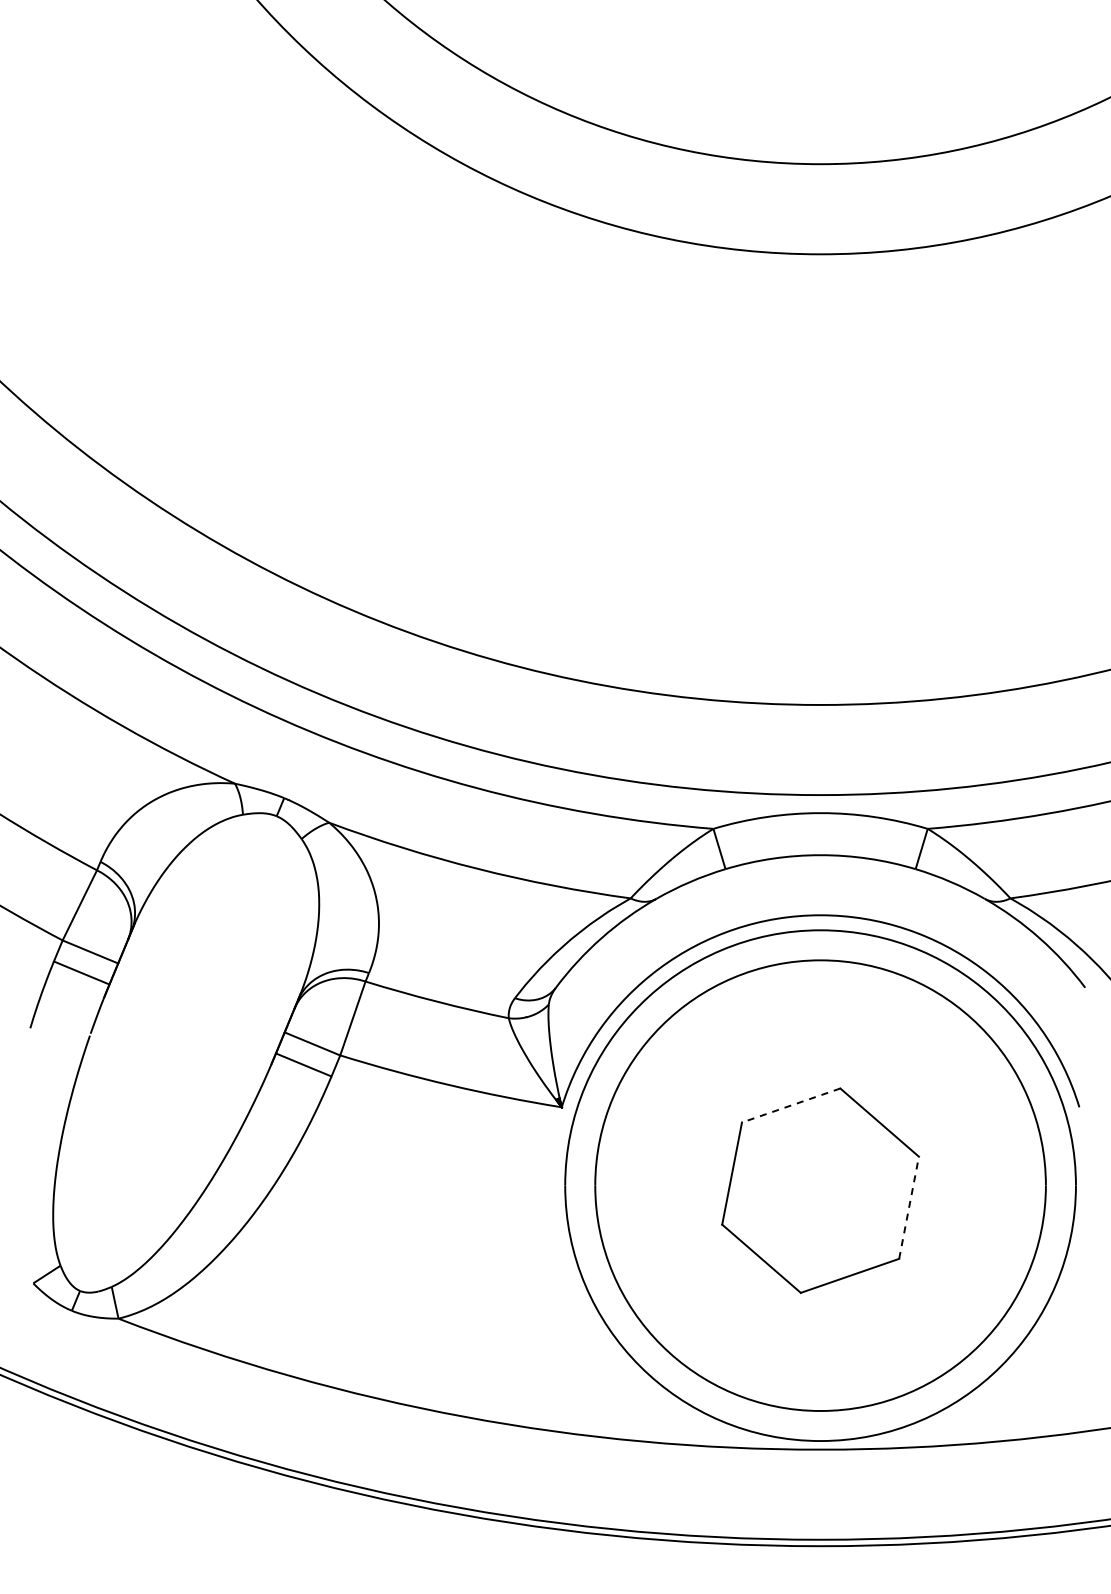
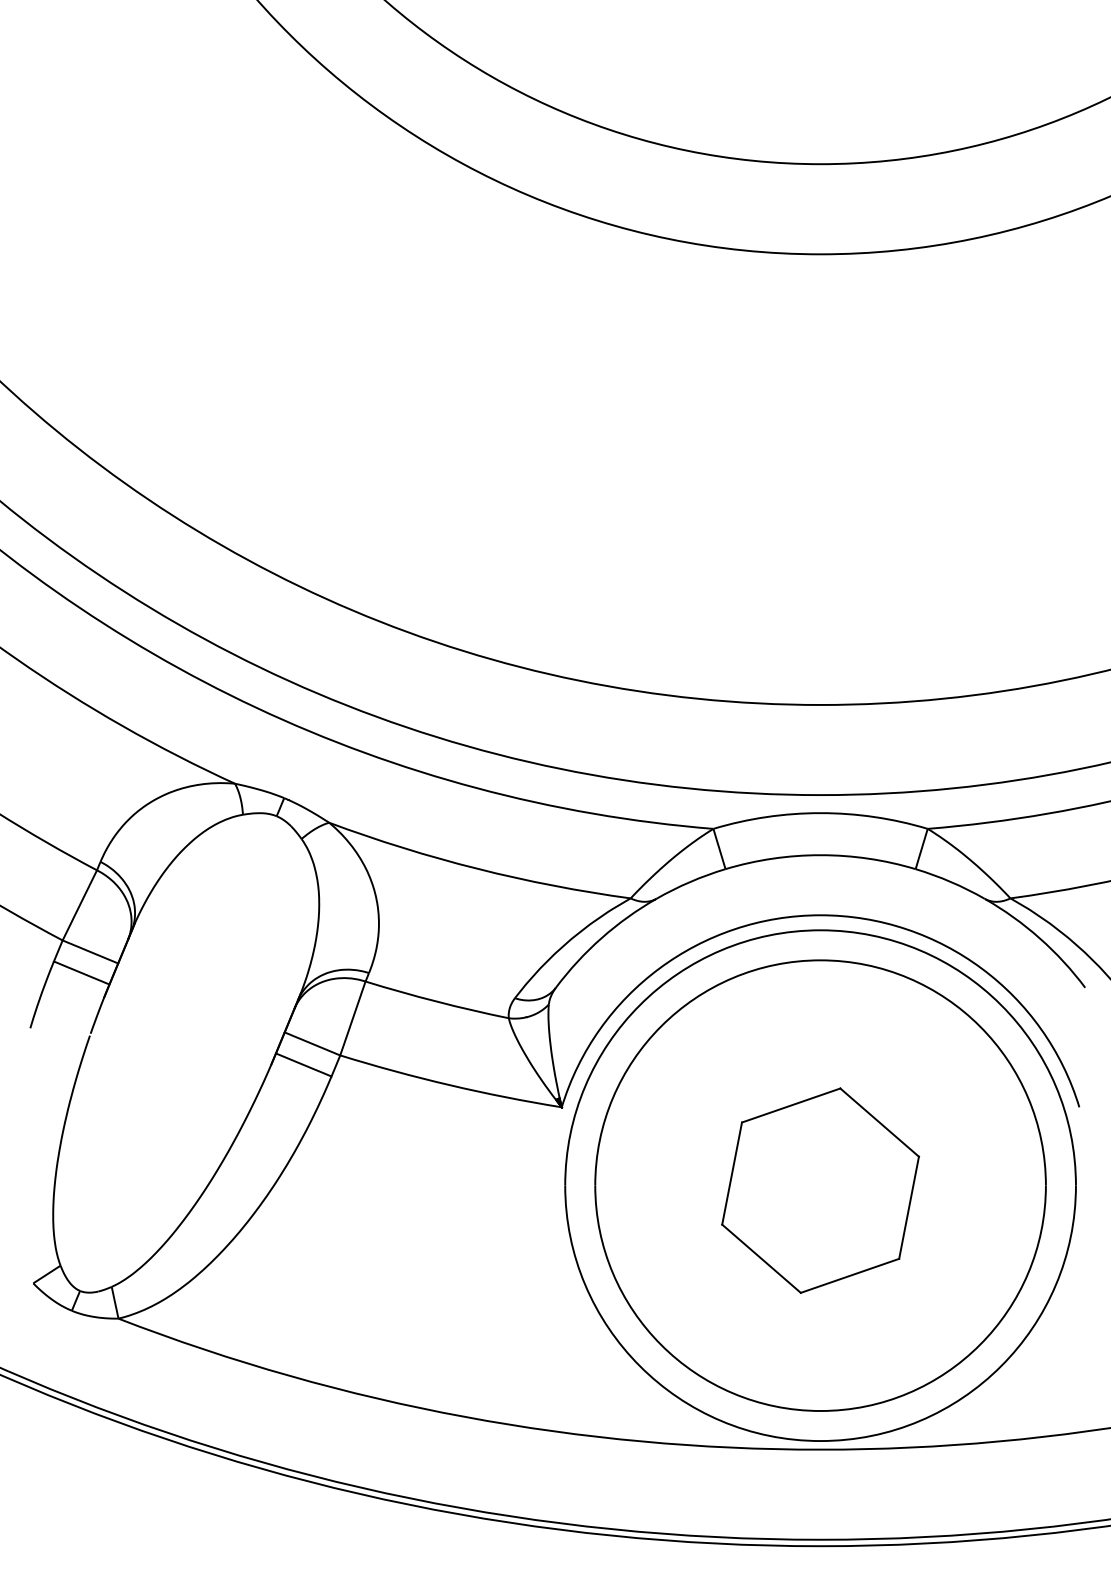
line: dashed -> solid (790, 1105)
line: dashed -> solid (909, 1207)
